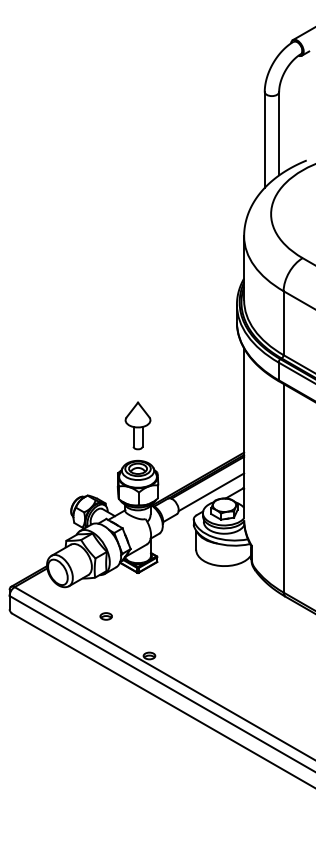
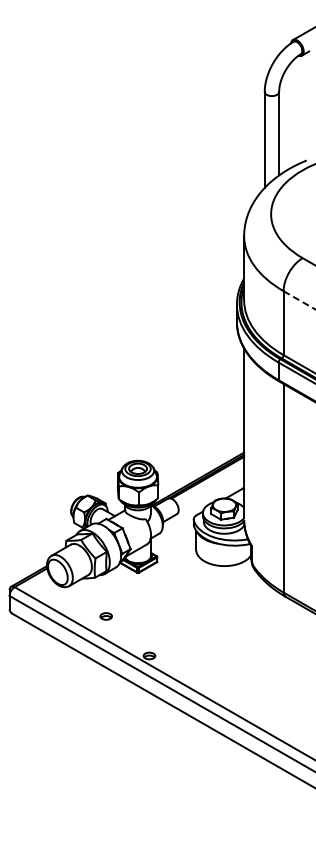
line: solid -> dashed (299, 300)
part: present -> none (137, 425)
line: present -> none (211, 492)
